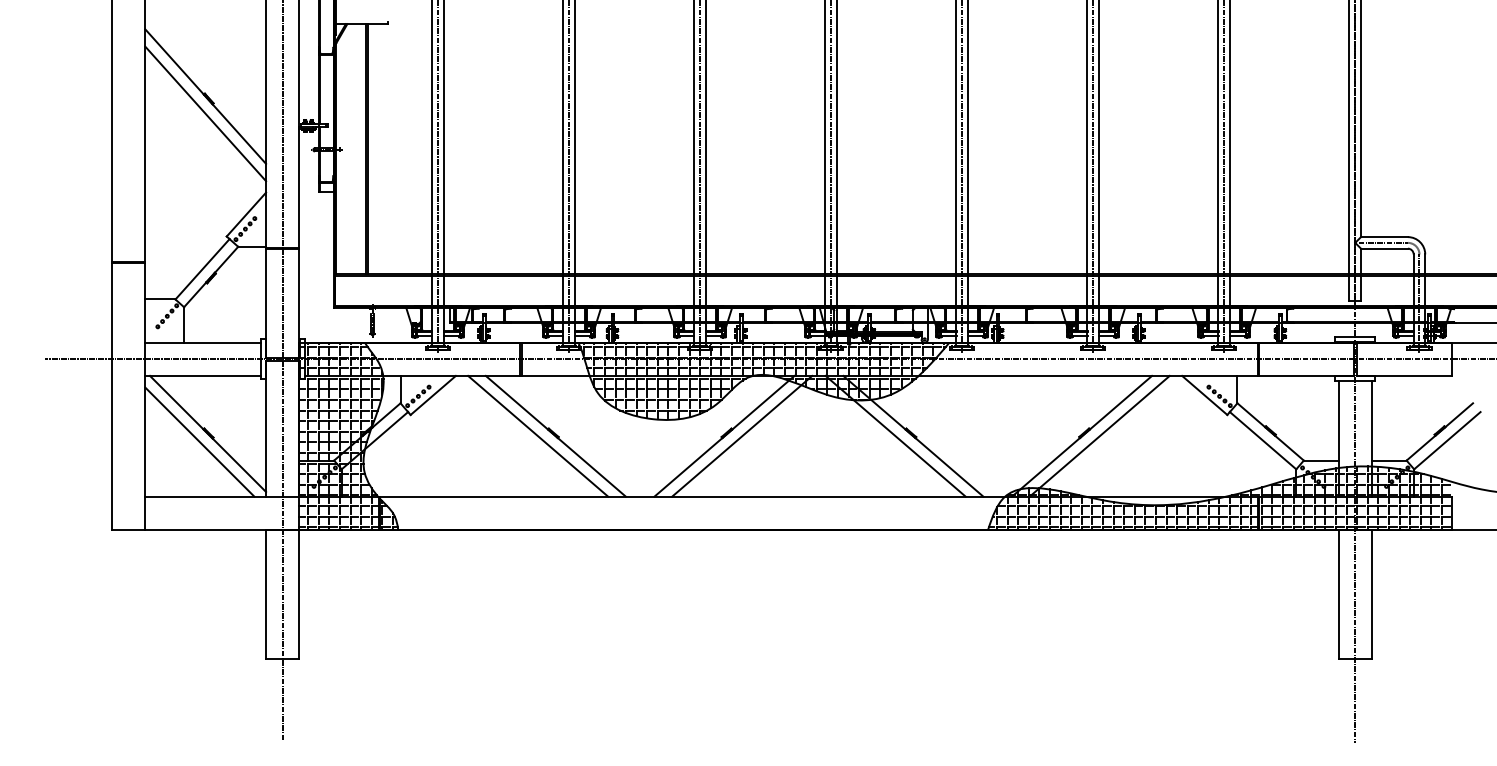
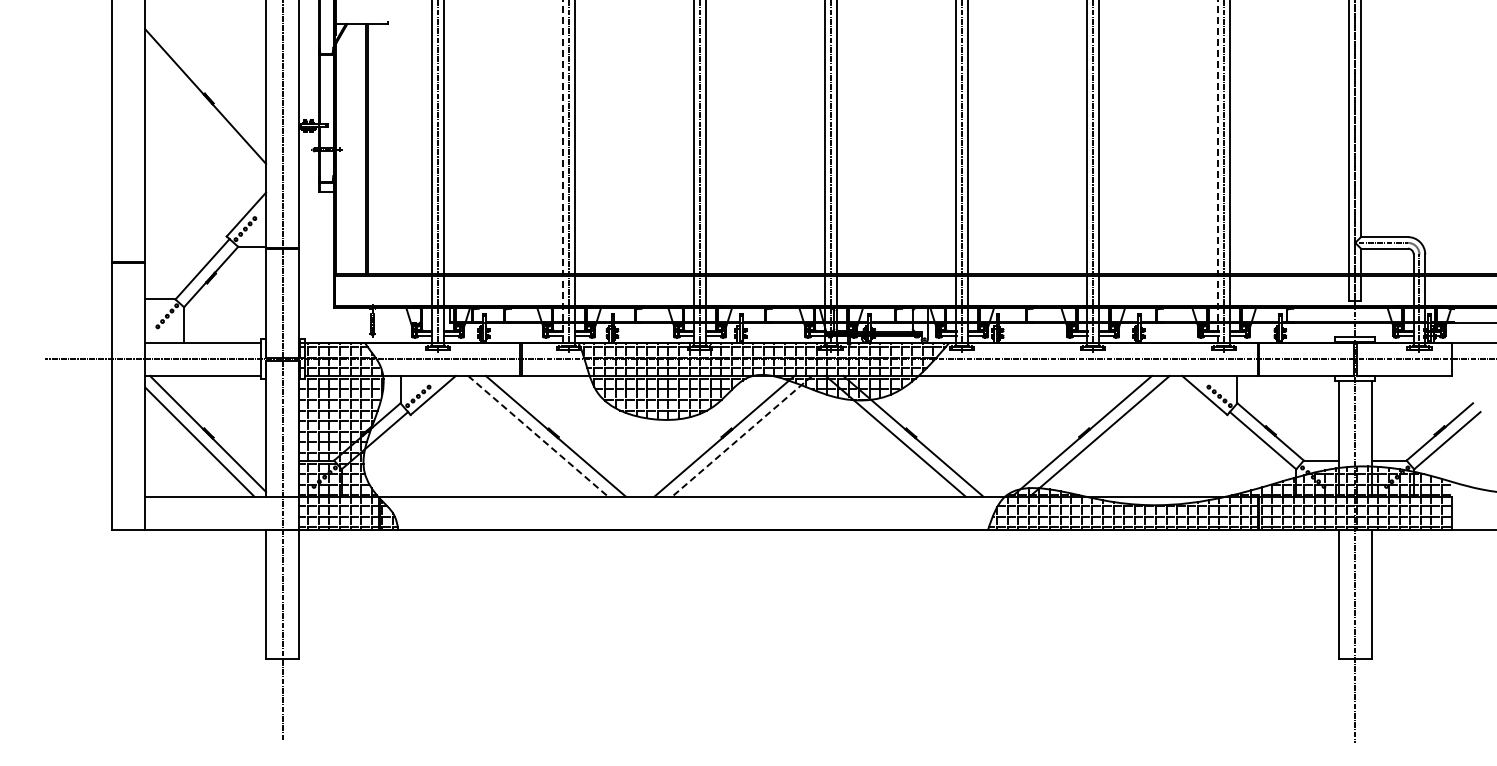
line: present -> none (205, 113)
line: solid -> dashed (563, 173)
line: solid -> dashed (1218, 173)
line: solid -> dashed (538, 436)
line: solid -> dashed (741, 436)
